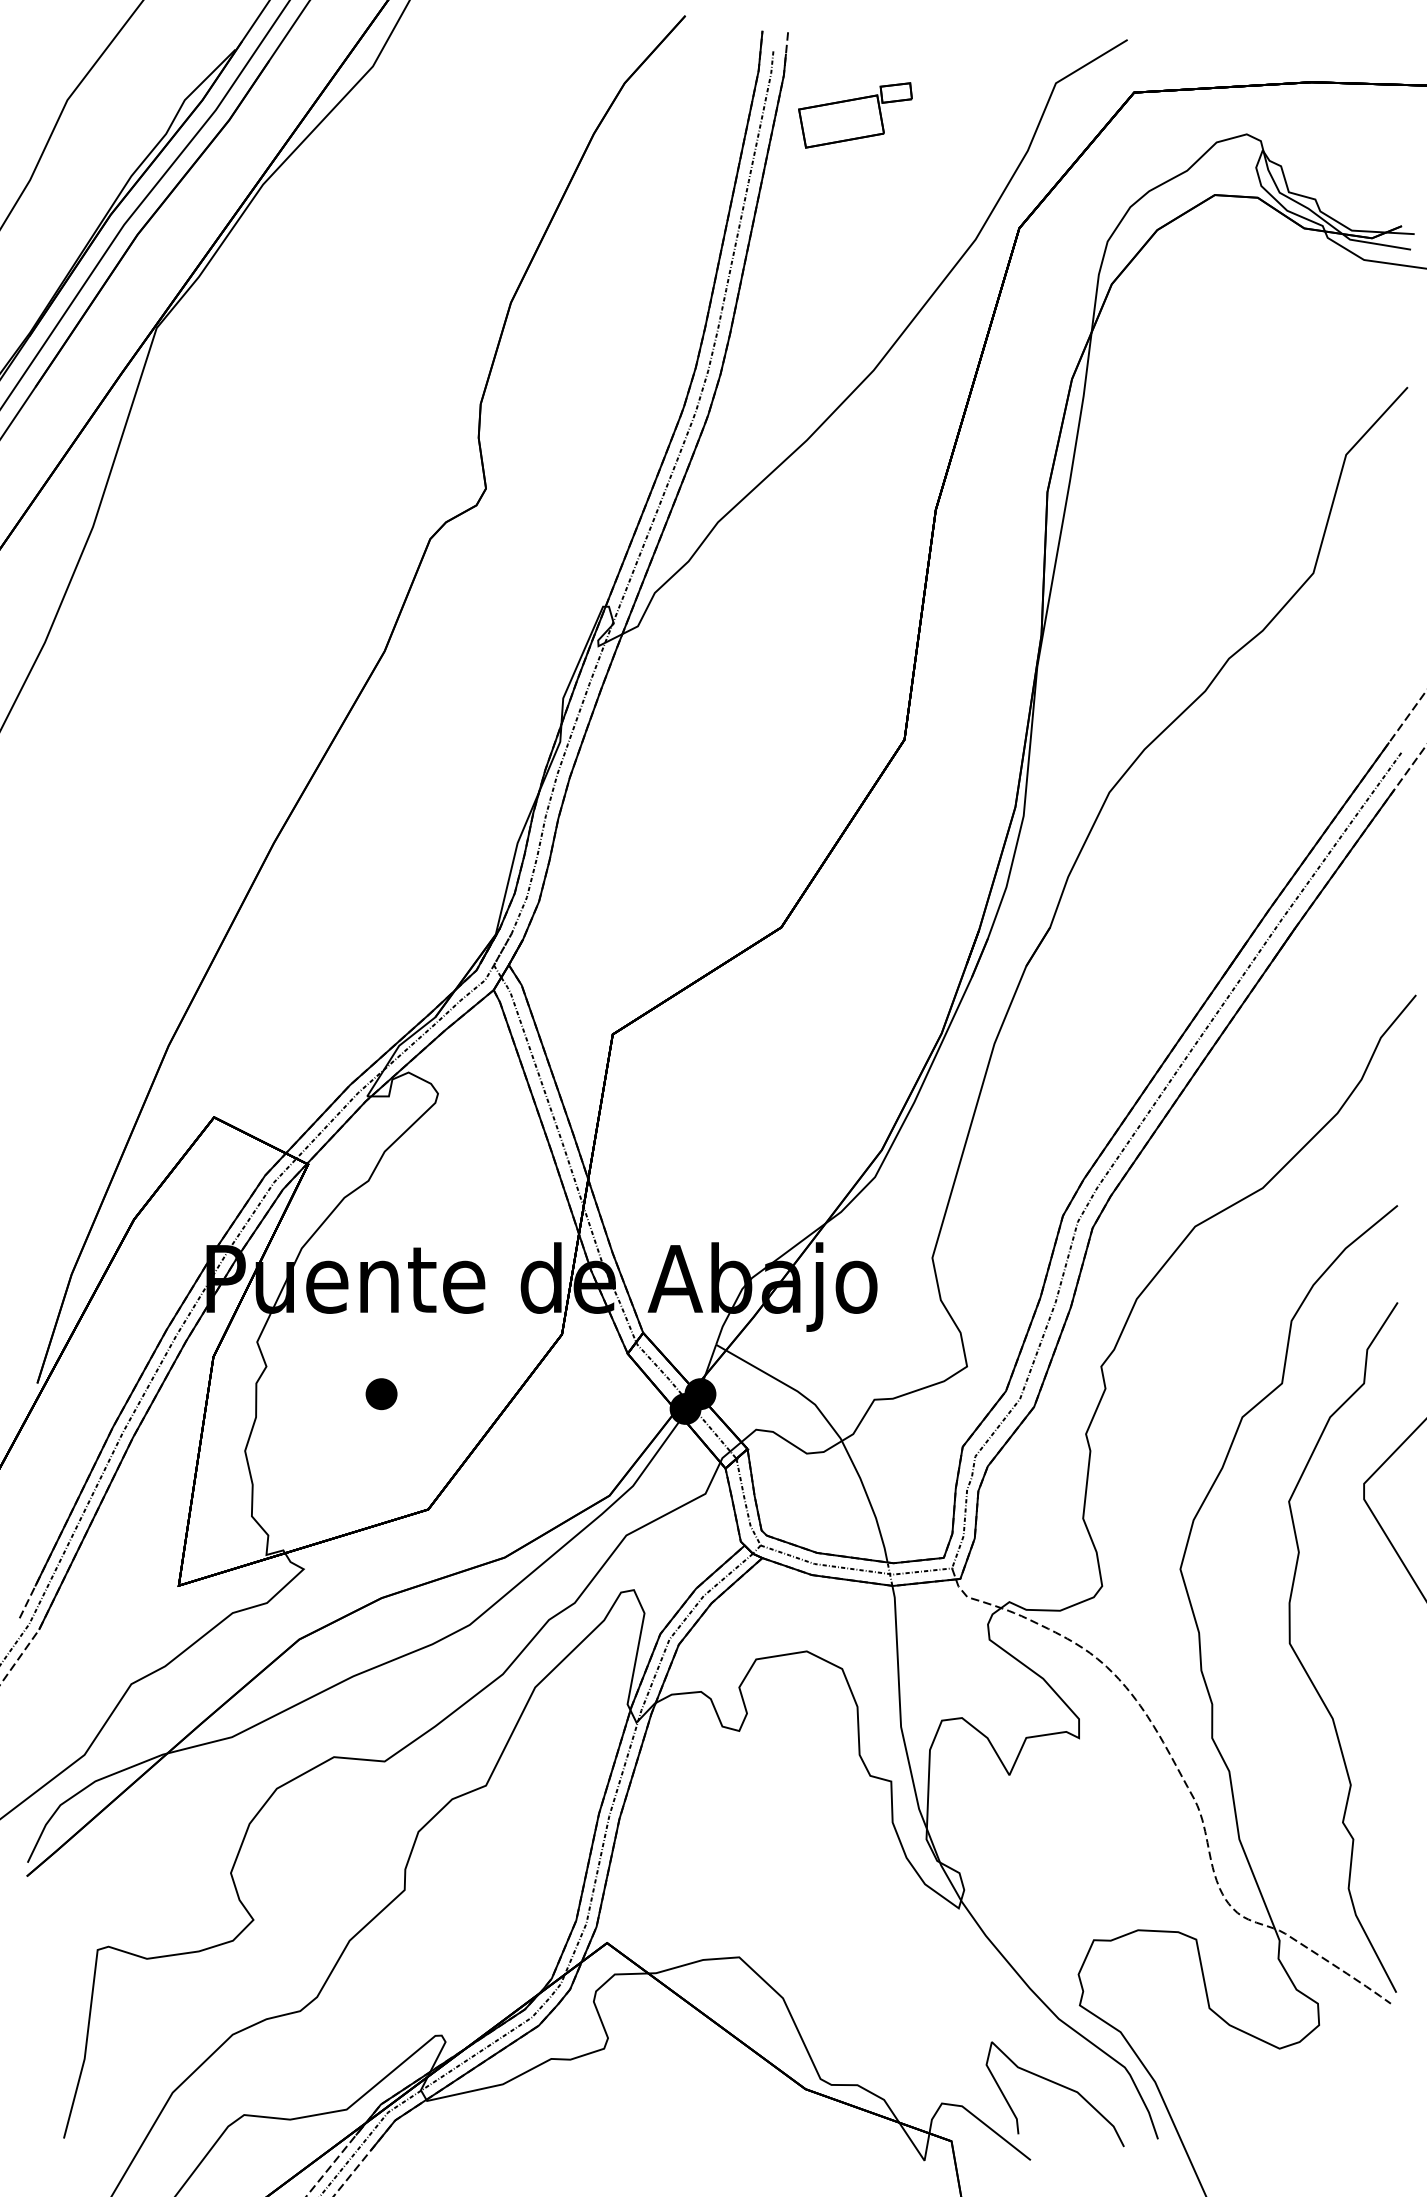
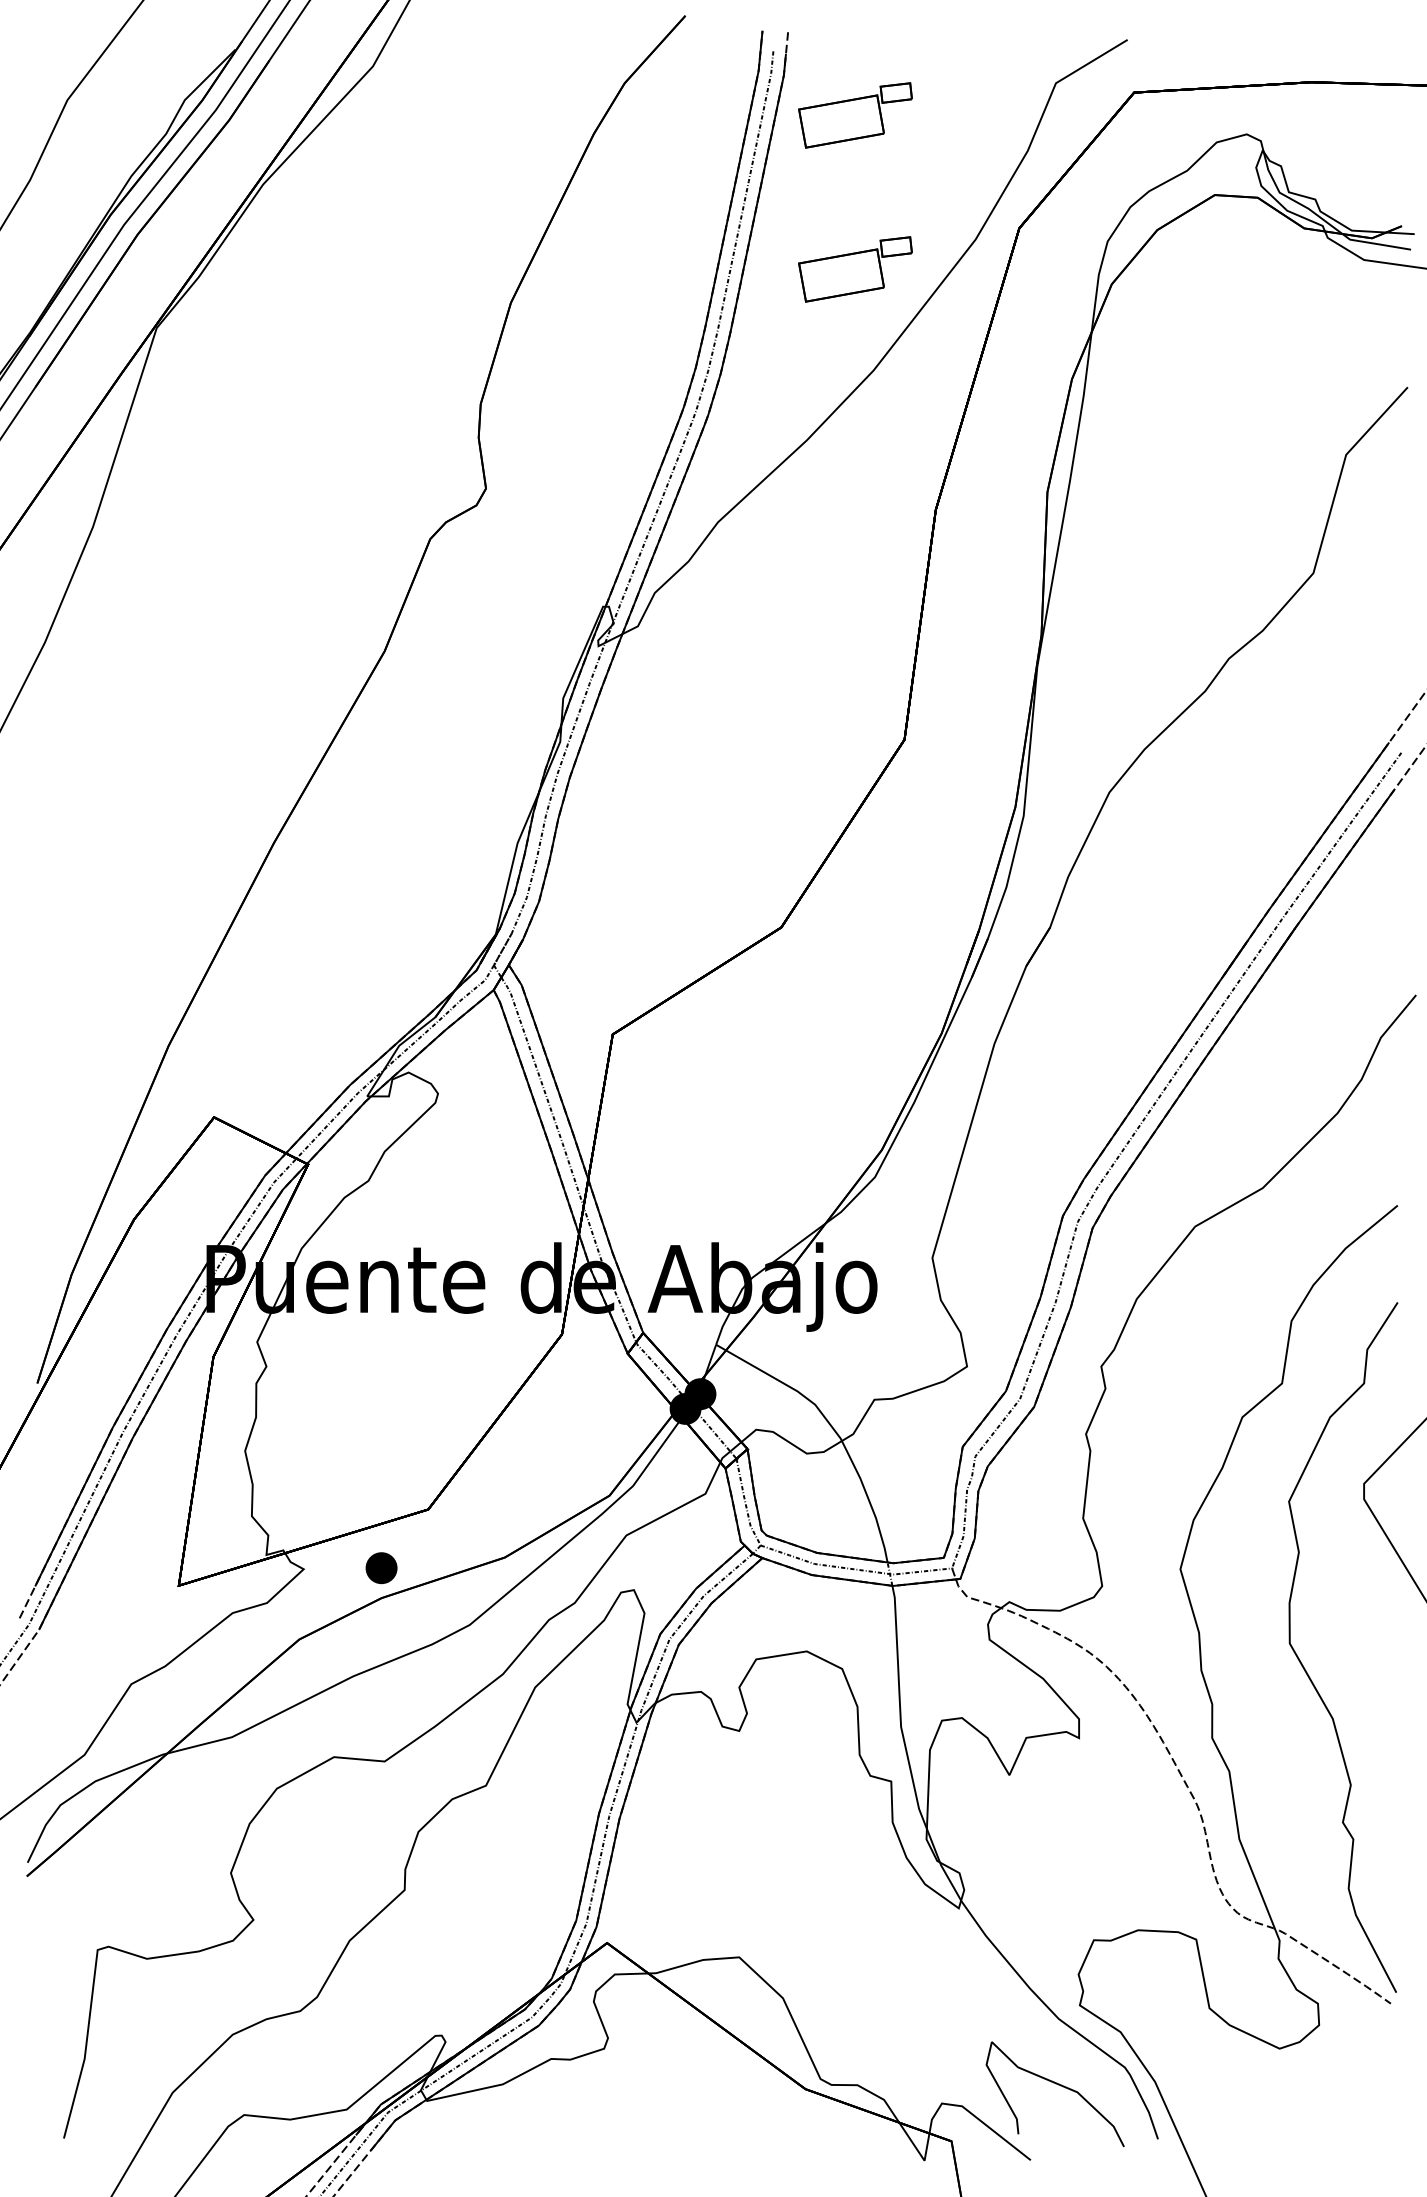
part: none -> present (855, 269)
part position: (381, 1394) -> (381, 1568) (381, 1568)
